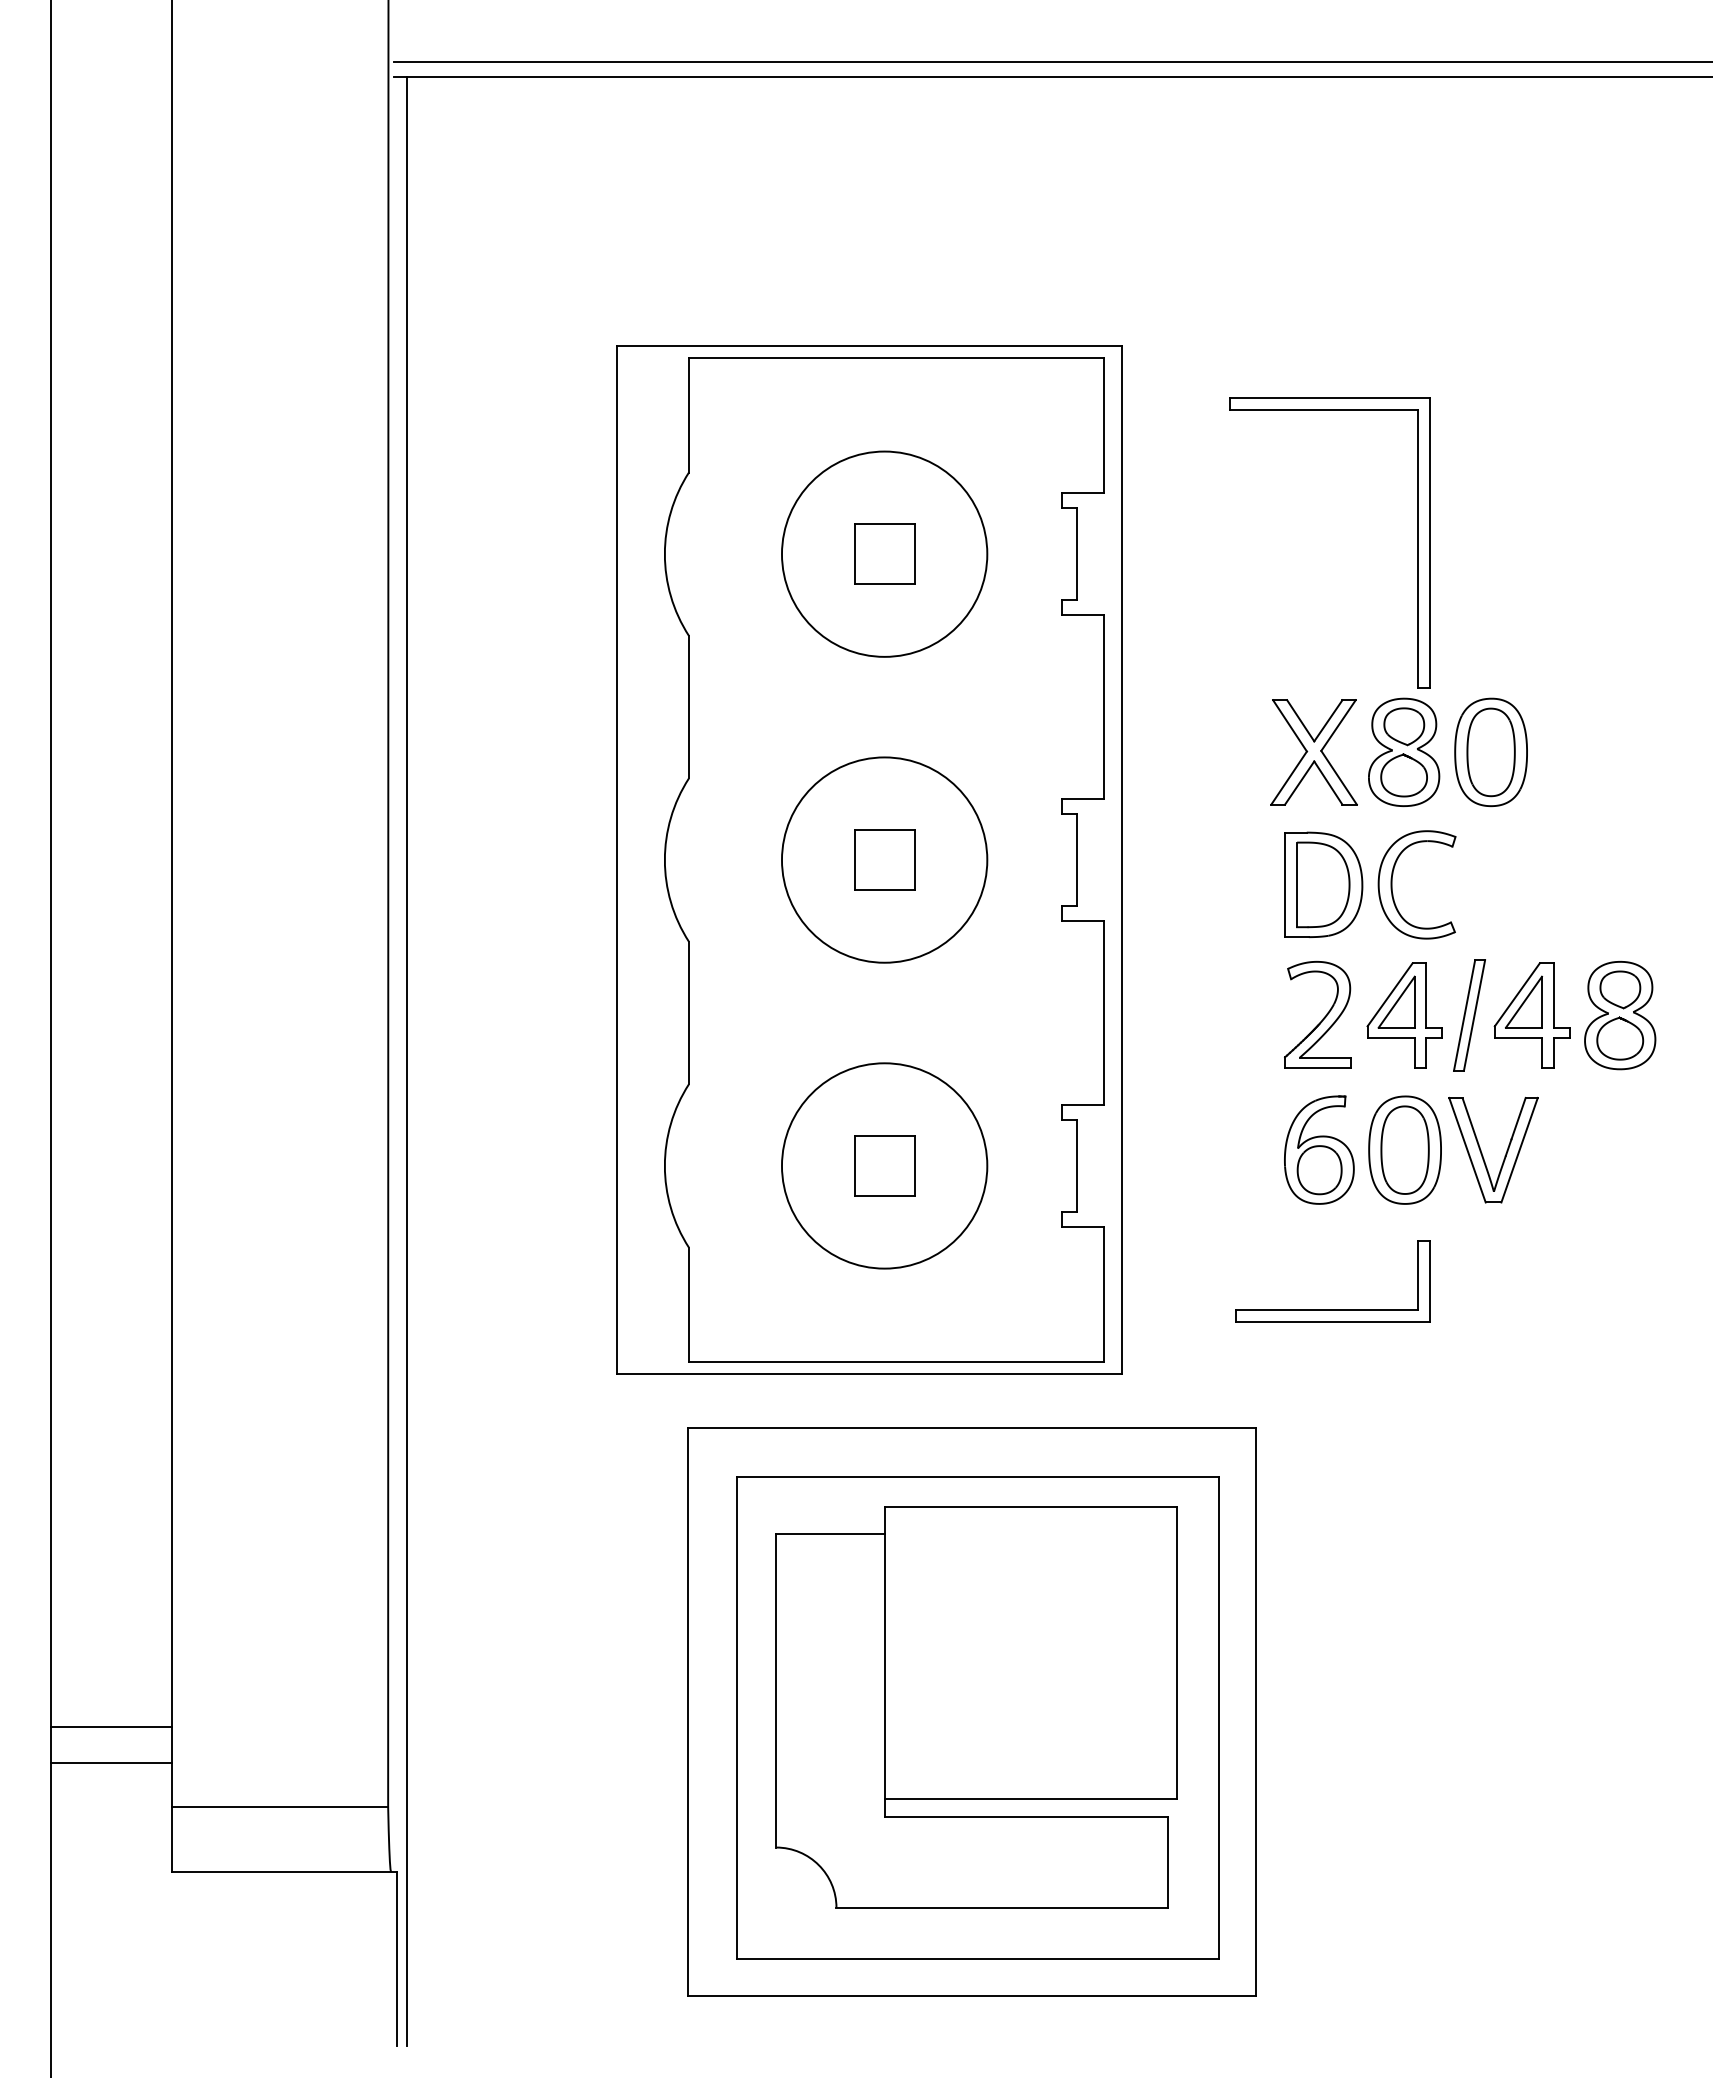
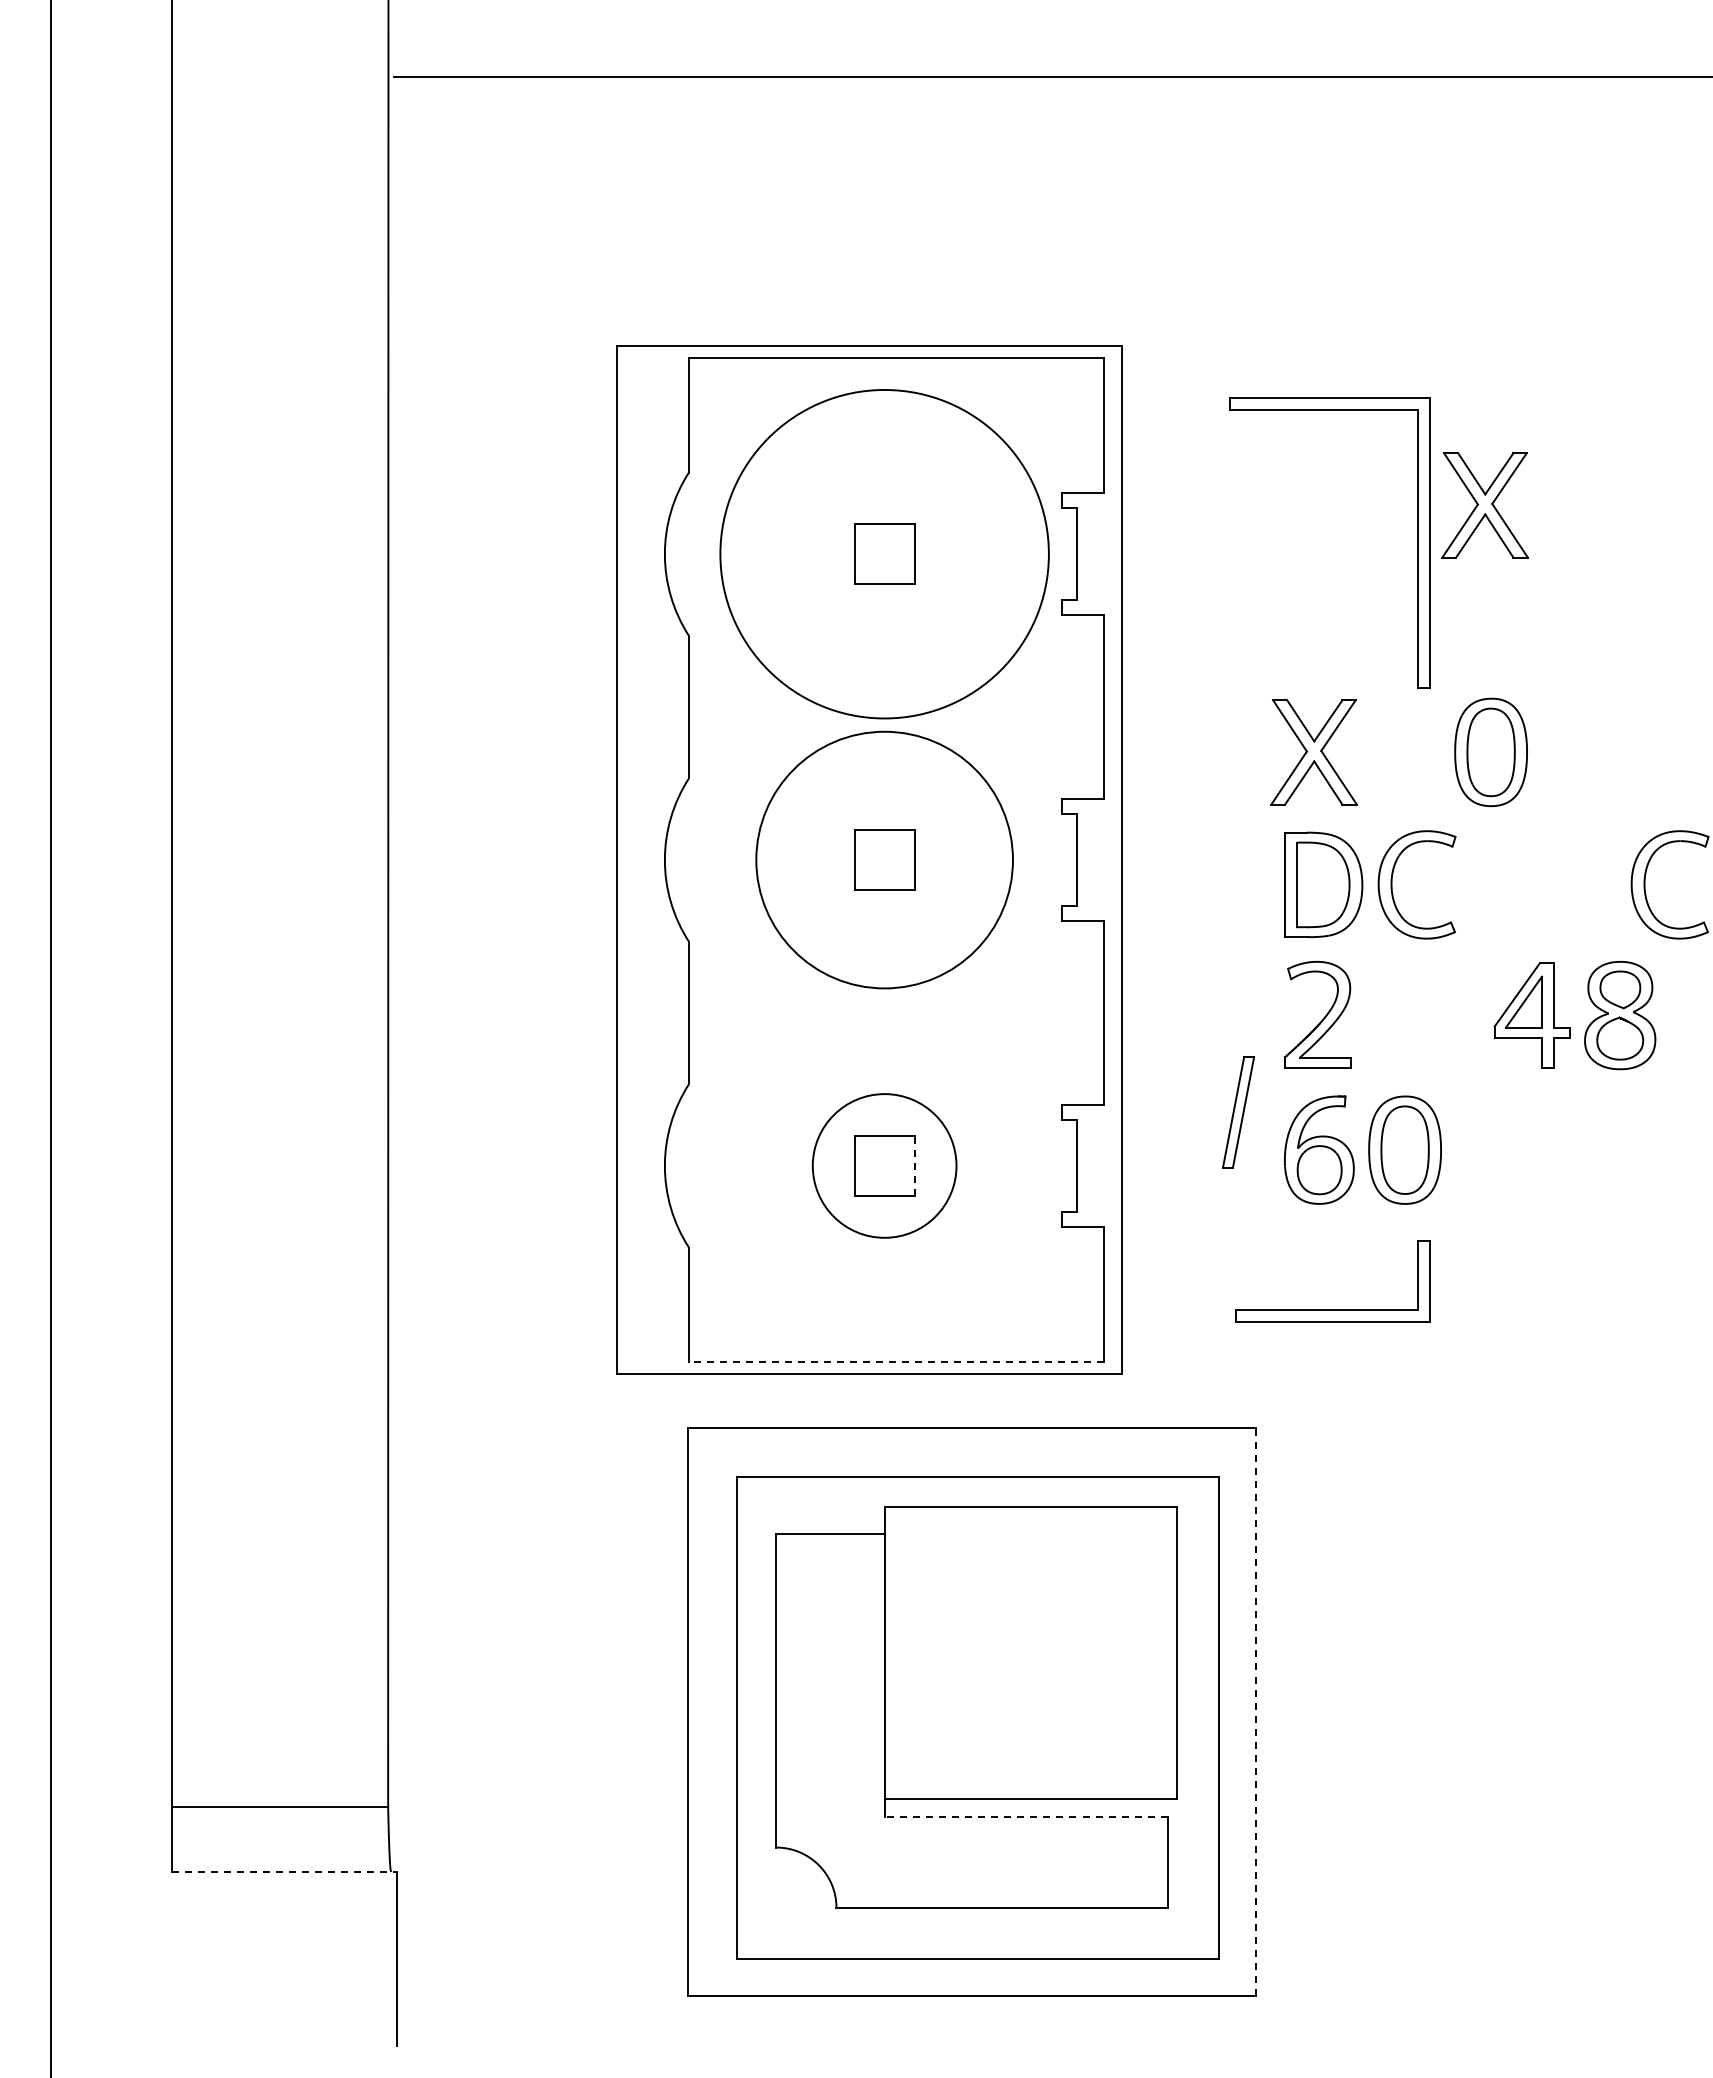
line: present -> none (1051, 62)
part: none -> present (1484, 505)
circle diameter: 205 px -> 329 px (884, 553)
part: present -> none (1404, 751)
circle diameter: 205 px -> 257 px (884, 859)
part: none -> present (1645, 884)
part: present -> none (1404, 1015)
part position: (1469, 1015) -> (1238, 1112) (1238, 1112)
line: present -> none (406, 1061)
part: present -> none (1482, 1152)
circle diameter: 205 px -> 144 px (884, 1165)
line: solid -> dashed (914, 1165)
line: solid -> dashed (896, 1362)
line: solid -> dashed (1255, 1712)
line: present -> none (111, 1727)
line: present -> none (111, 1763)
line: solid -> dashed (1025, 1817)
line: solid -> dashed (284, 1872)
